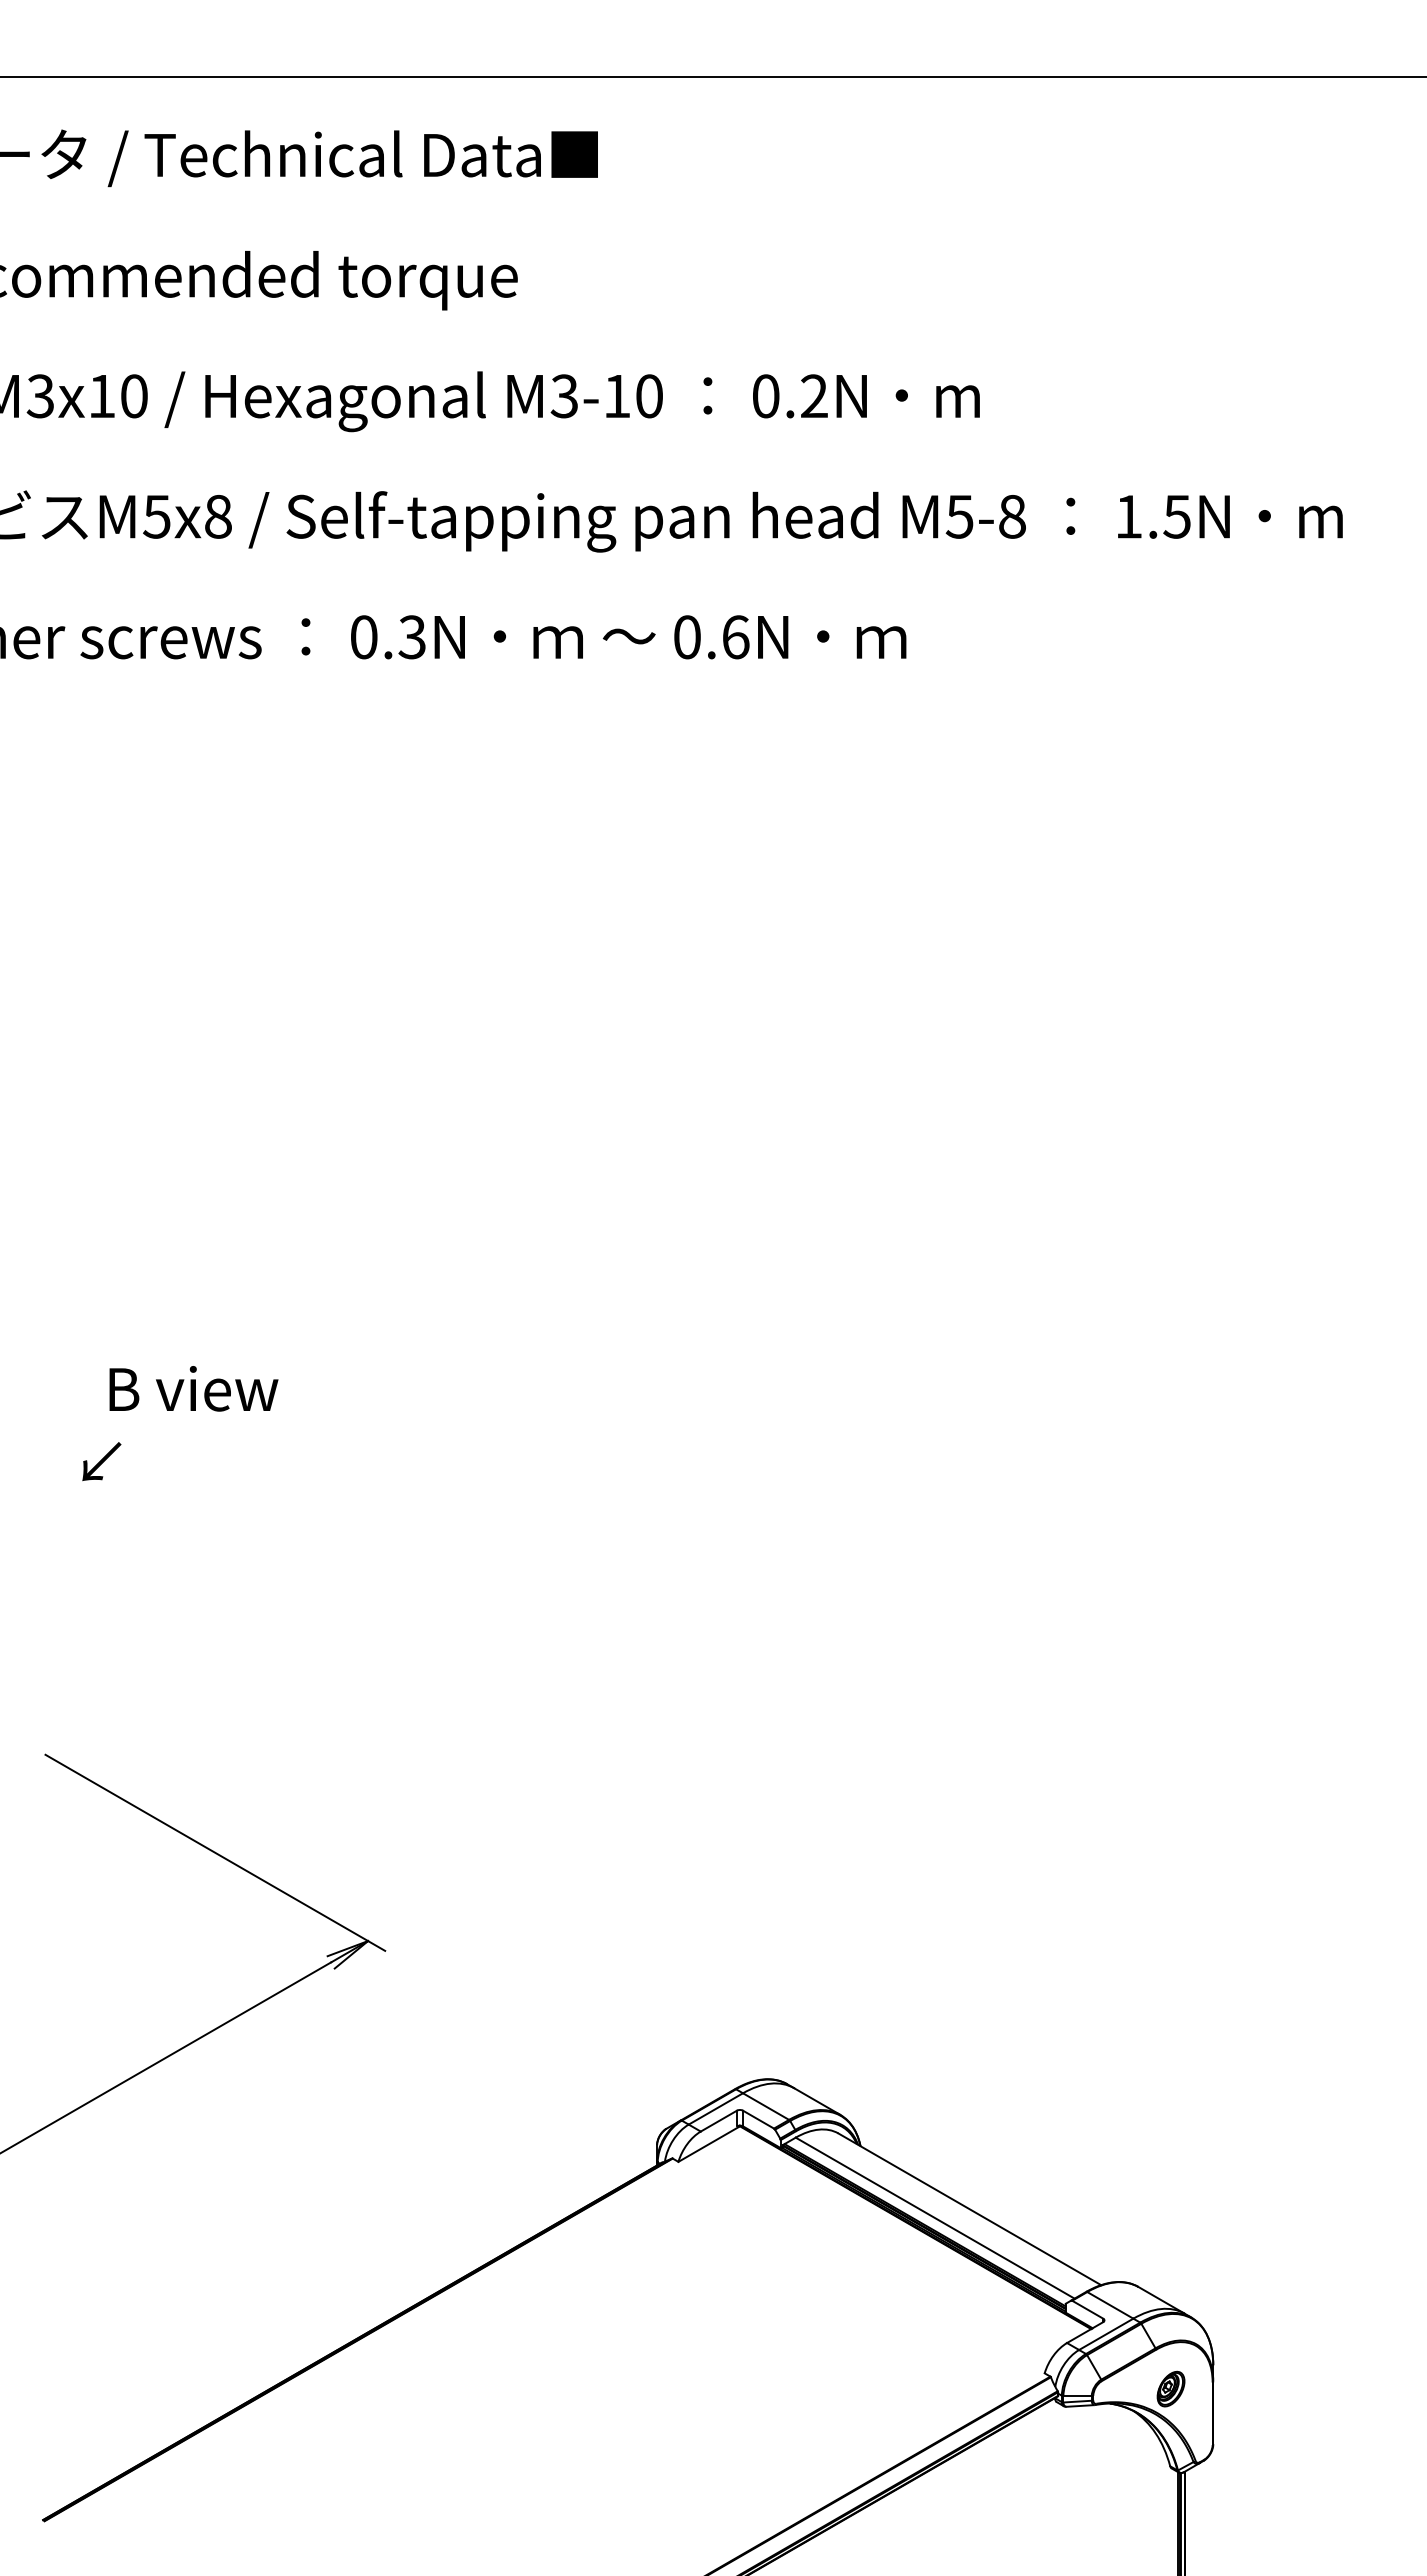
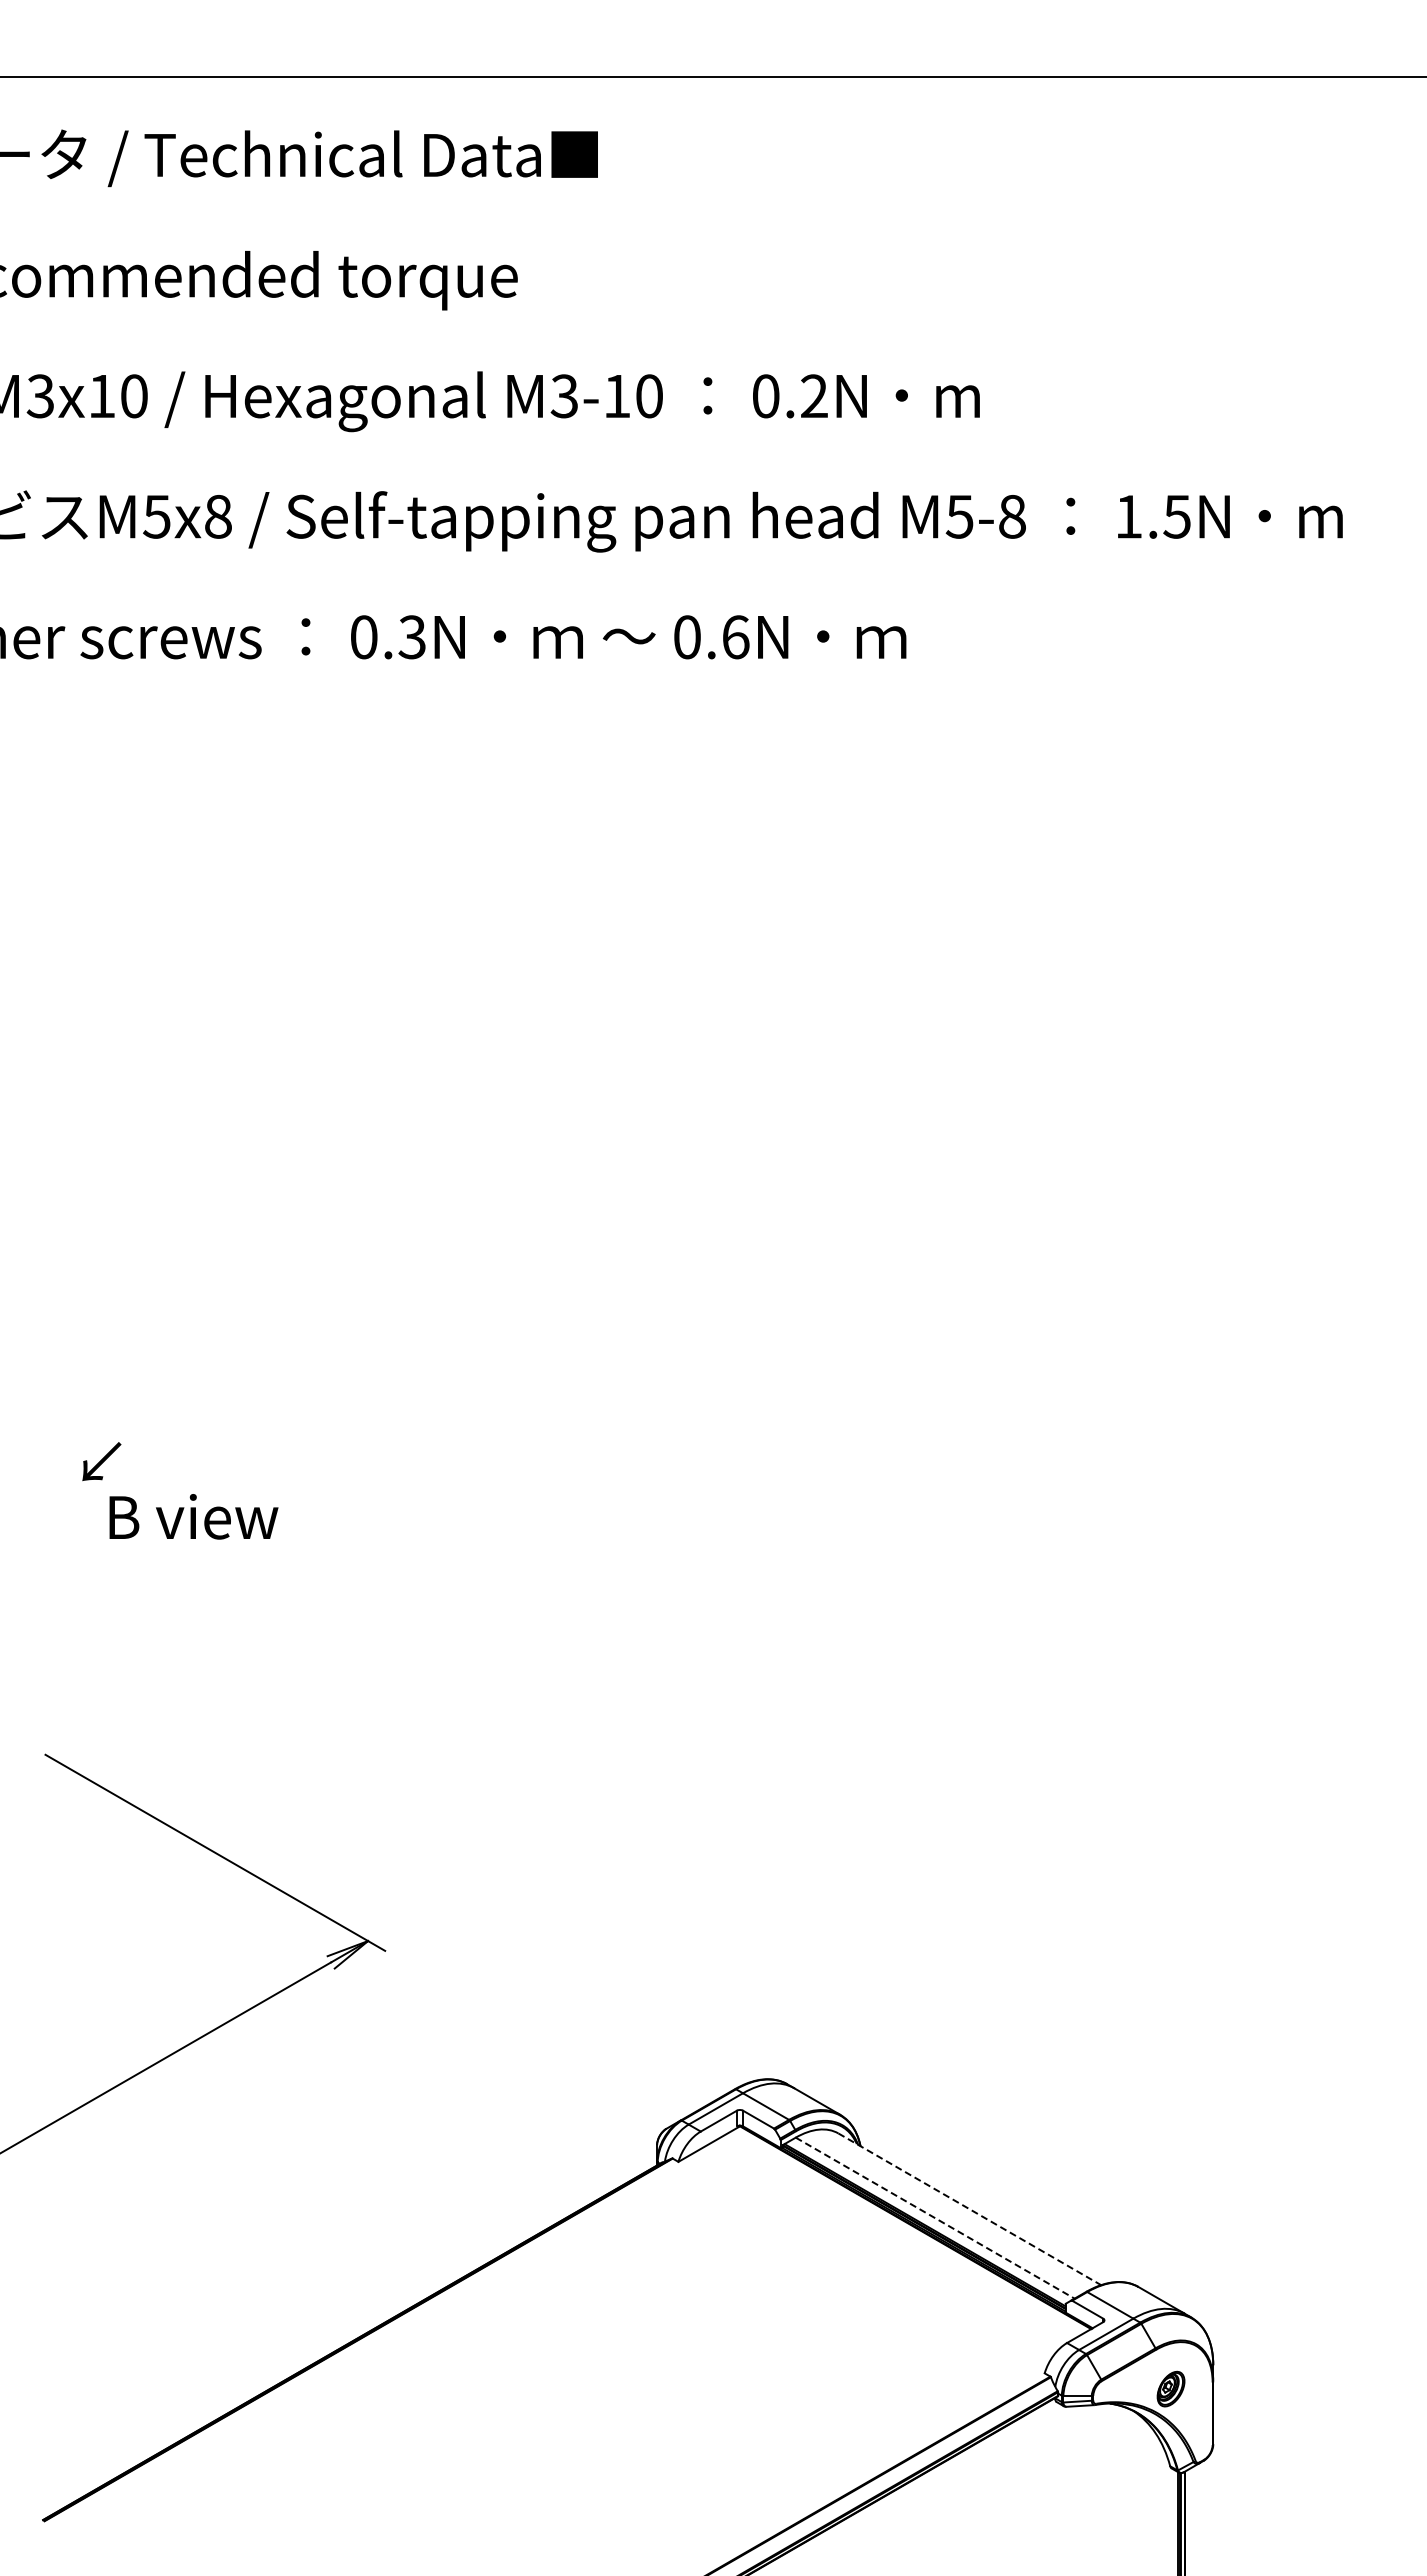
text position: (193, 1388) -> (193, 1516) (193, 1516)
line: solid -> dashed (969, 2209)
line: solid -> dashed (935, 2218)
